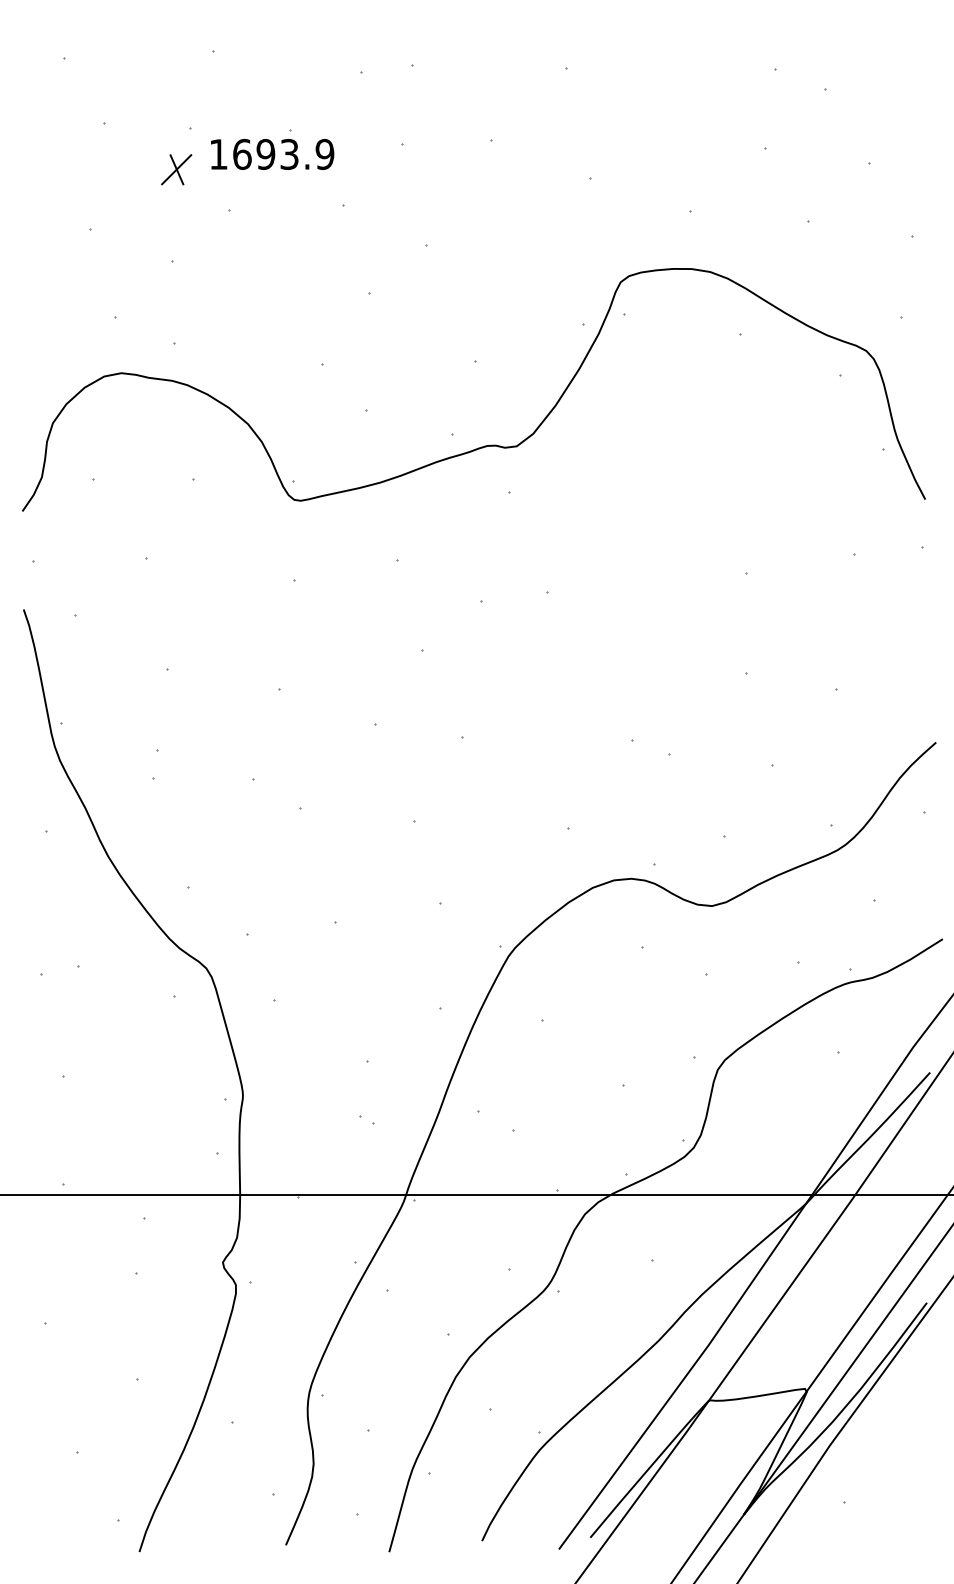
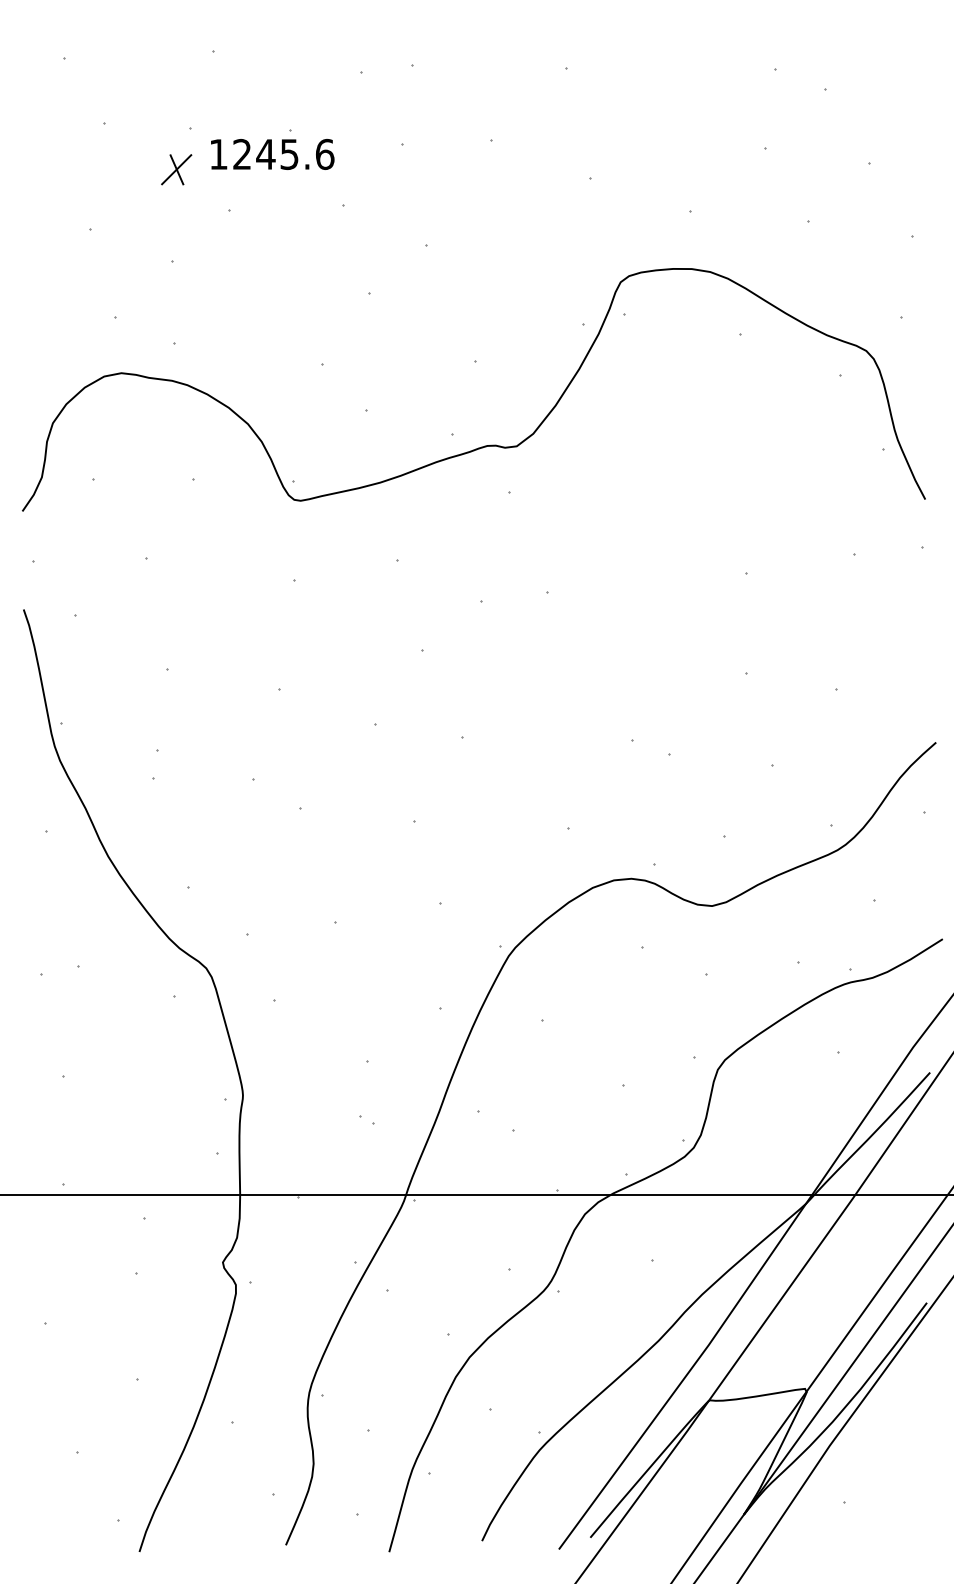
text: 1693.9 -> 1245.6 (283, 154)
